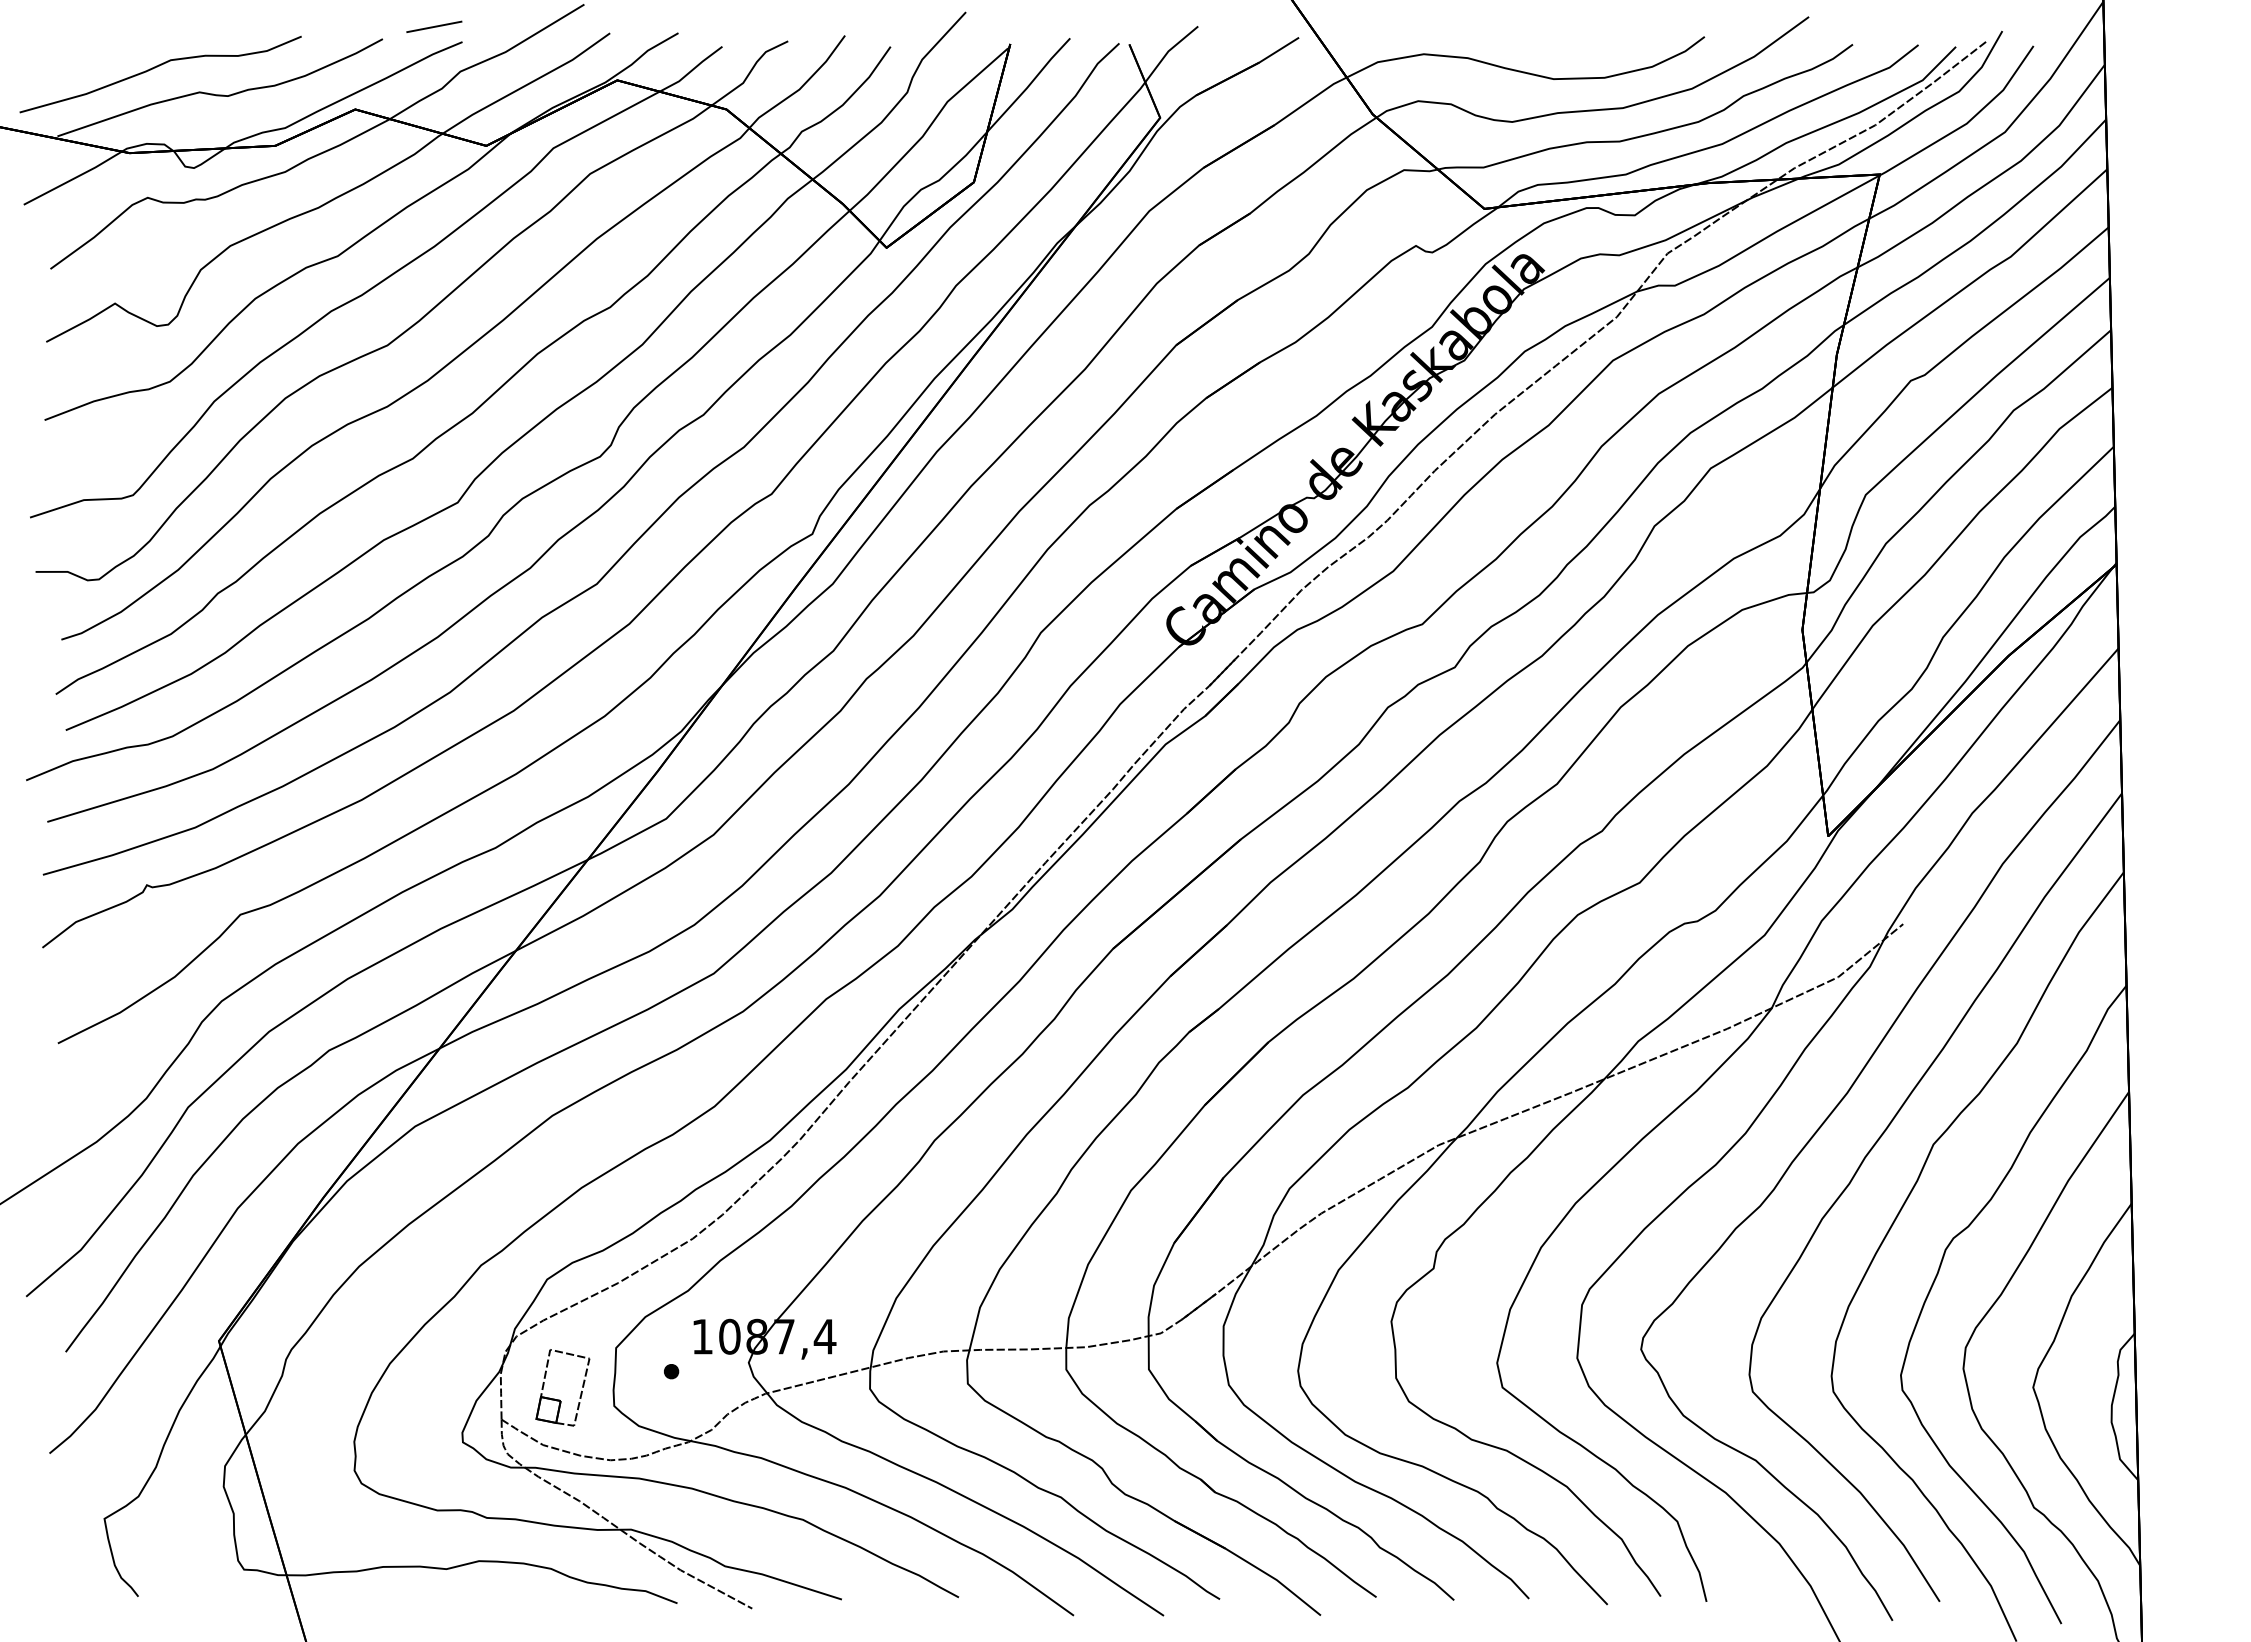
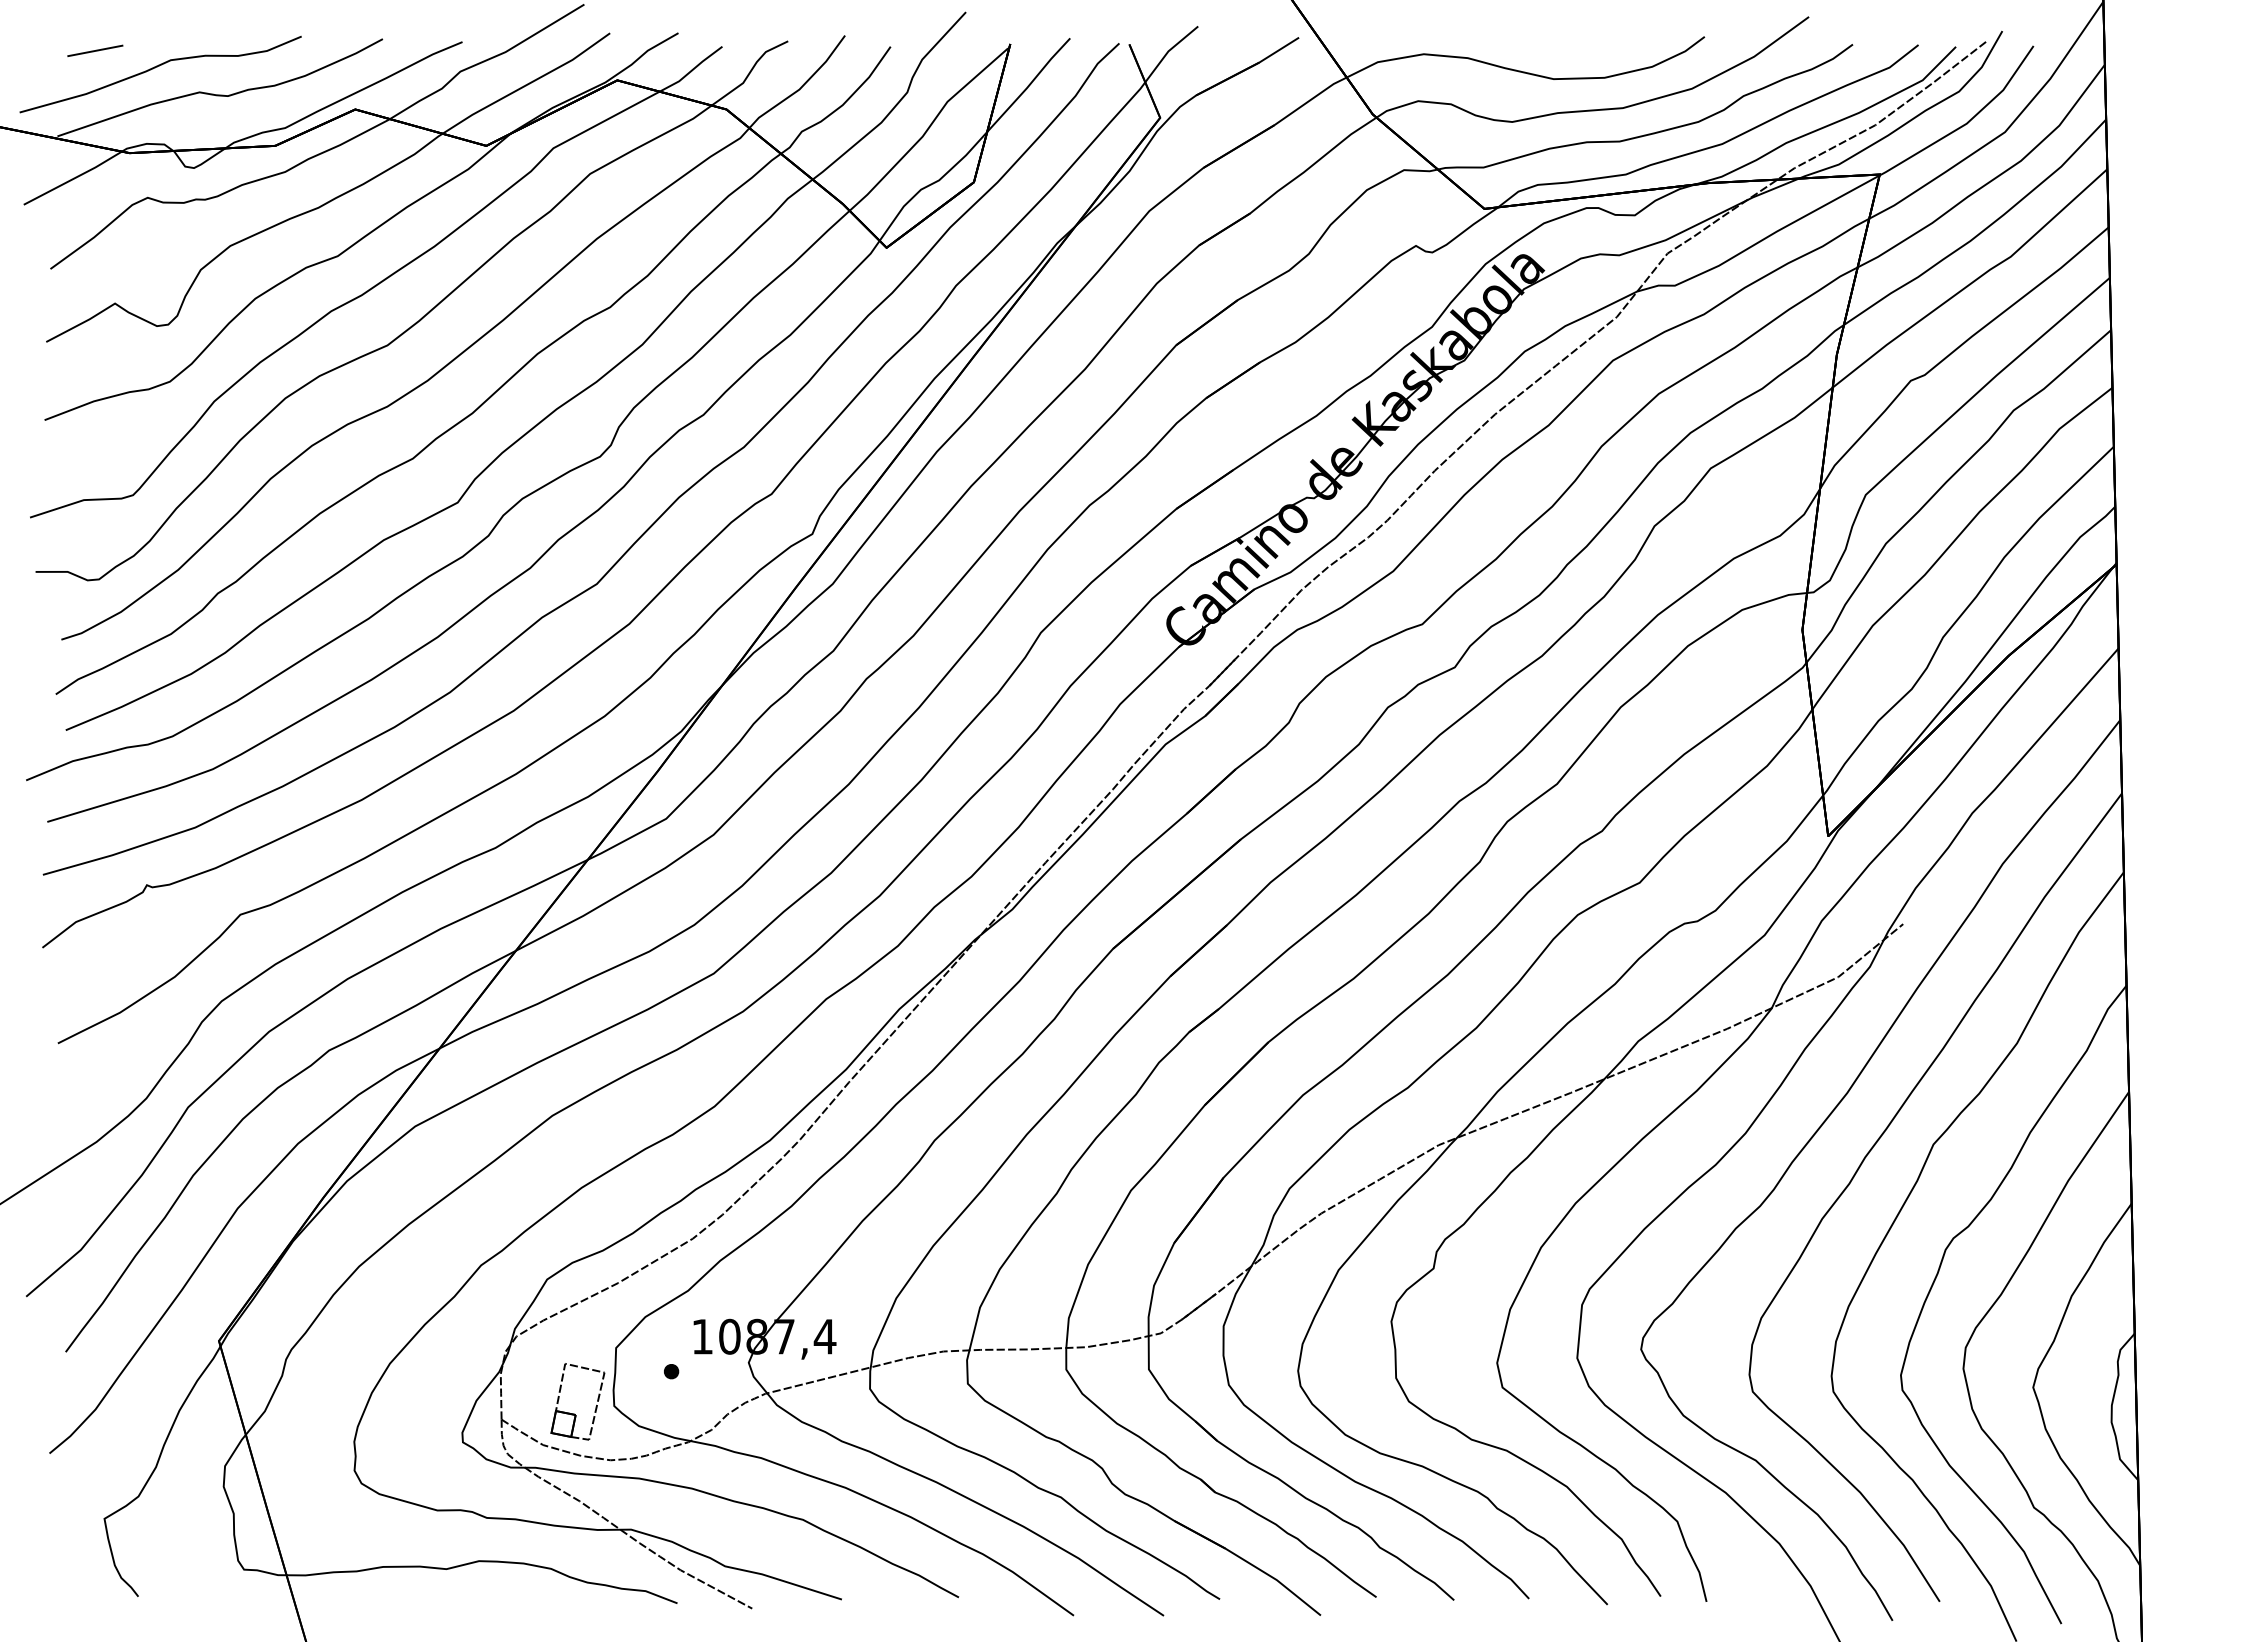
line position: (434, 26) -> (95, 50) (95, 50)
part position: (559, 1399) -> (574, 1413) (574, 1413)
